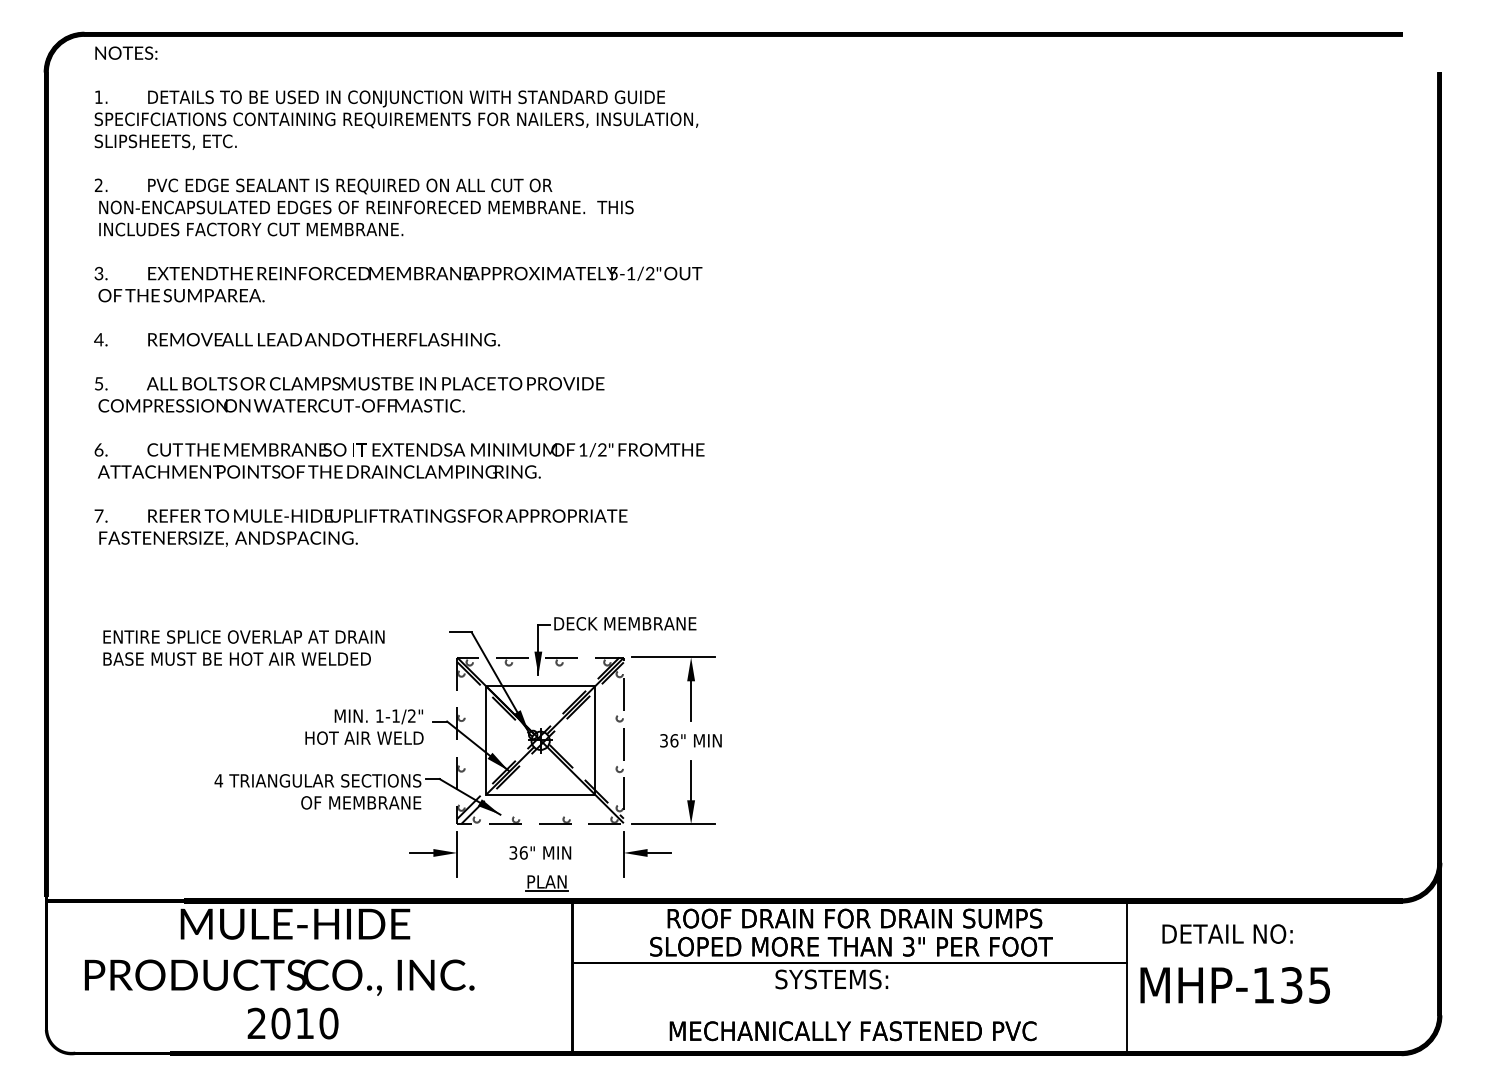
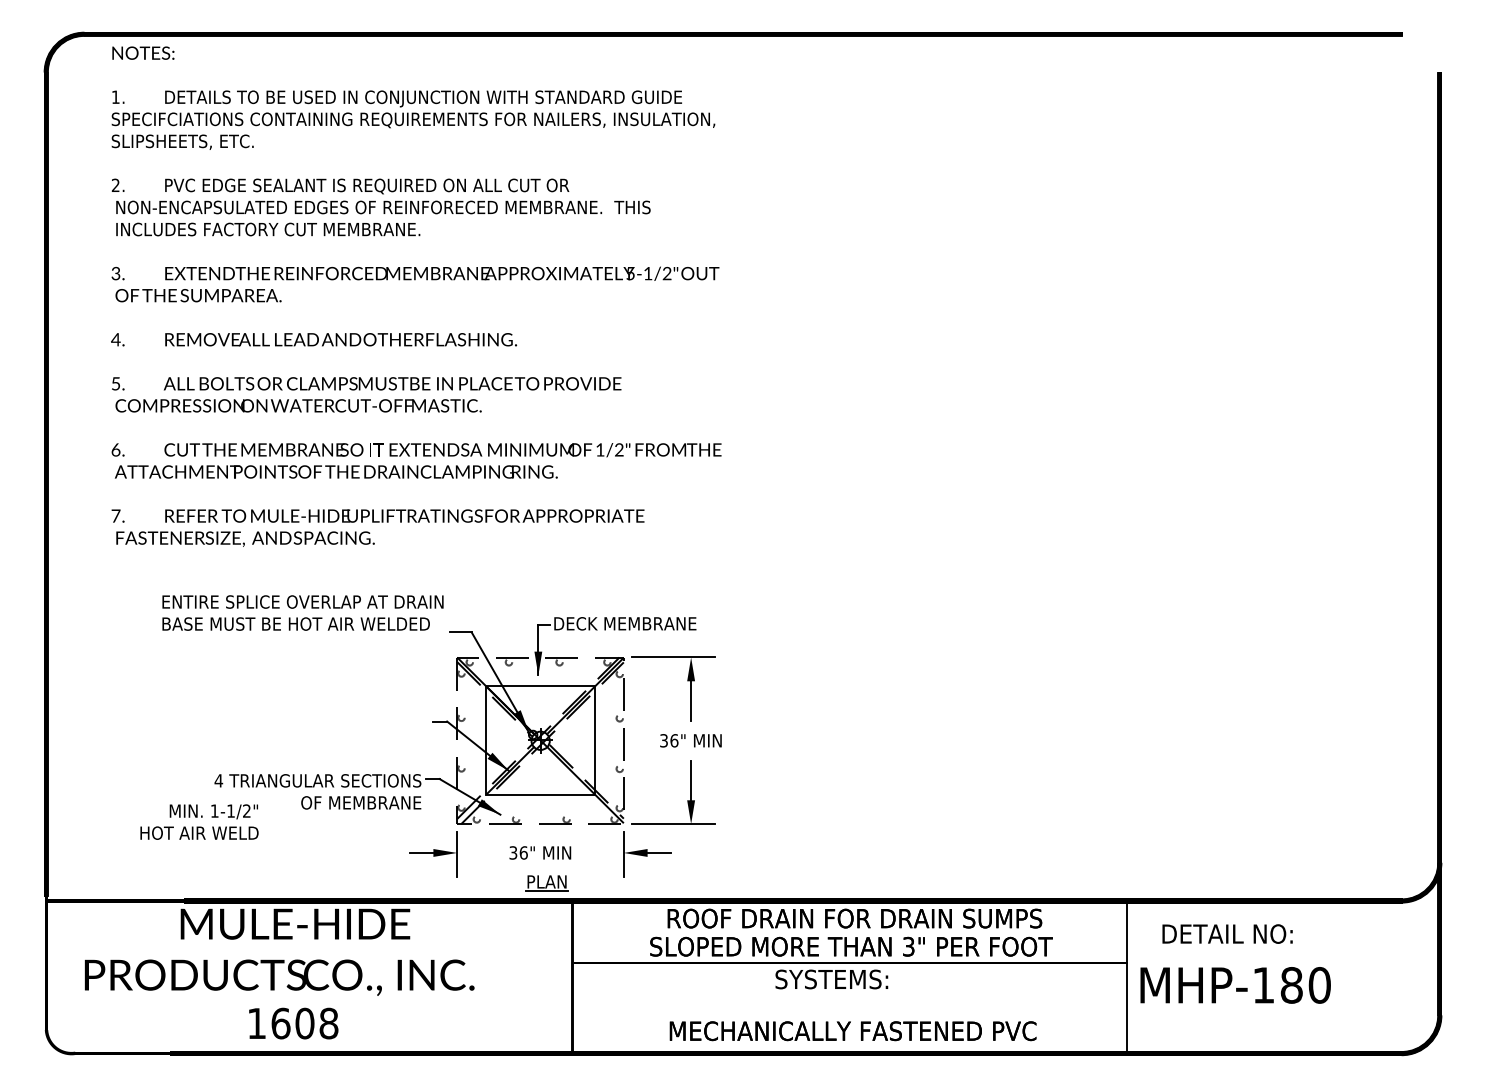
text position: (399, 296) -> (416, 296) (416, 296)
text position: (243, 647) -> (302, 612) (302, 612)
text position: (364, 726) -> (199, 821) (199, 821)
text: MHP-135 -> MHP-180 (1305, 985)
text: 2010 -> 1608 (292, 1023)
